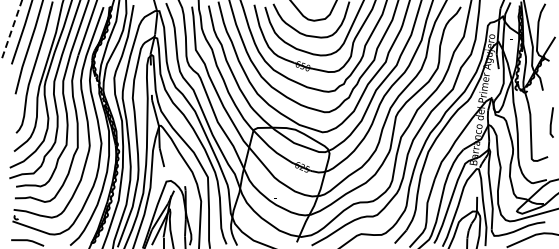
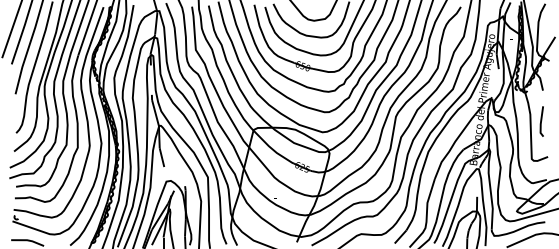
line: dashed -> solid (12, 29)
line position: (551, 122) -> (541, 121) (541, 121)
